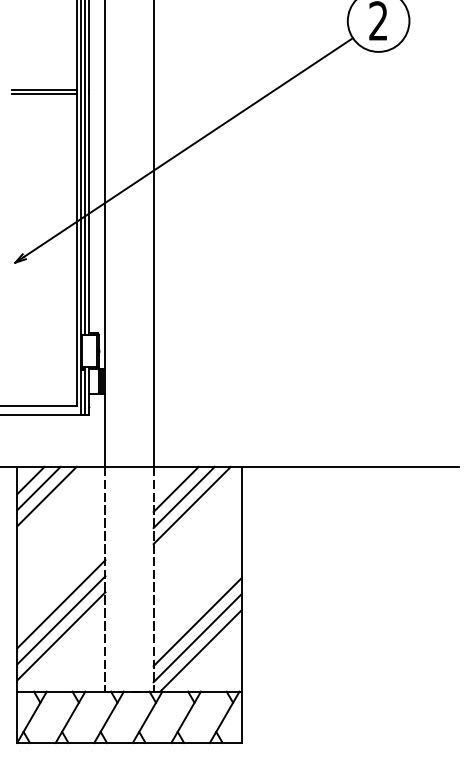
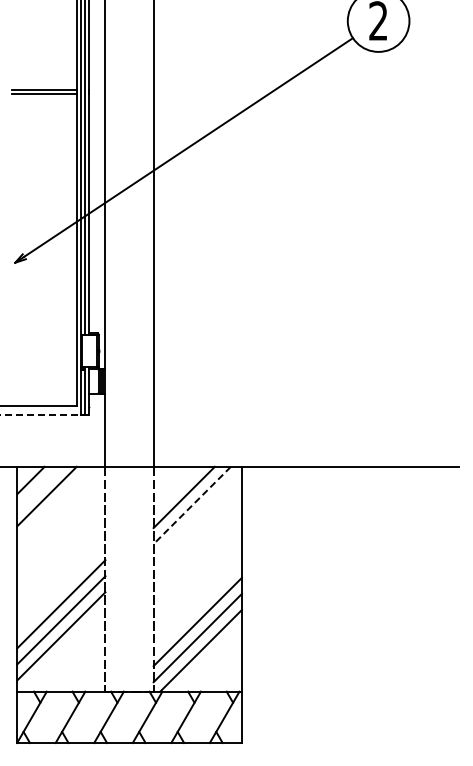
line: solid -> dashed (44, 415)
line: present -> none (38, 488)
line: present -> none (175, 489)
line: solid -> dashed (192, 505)
